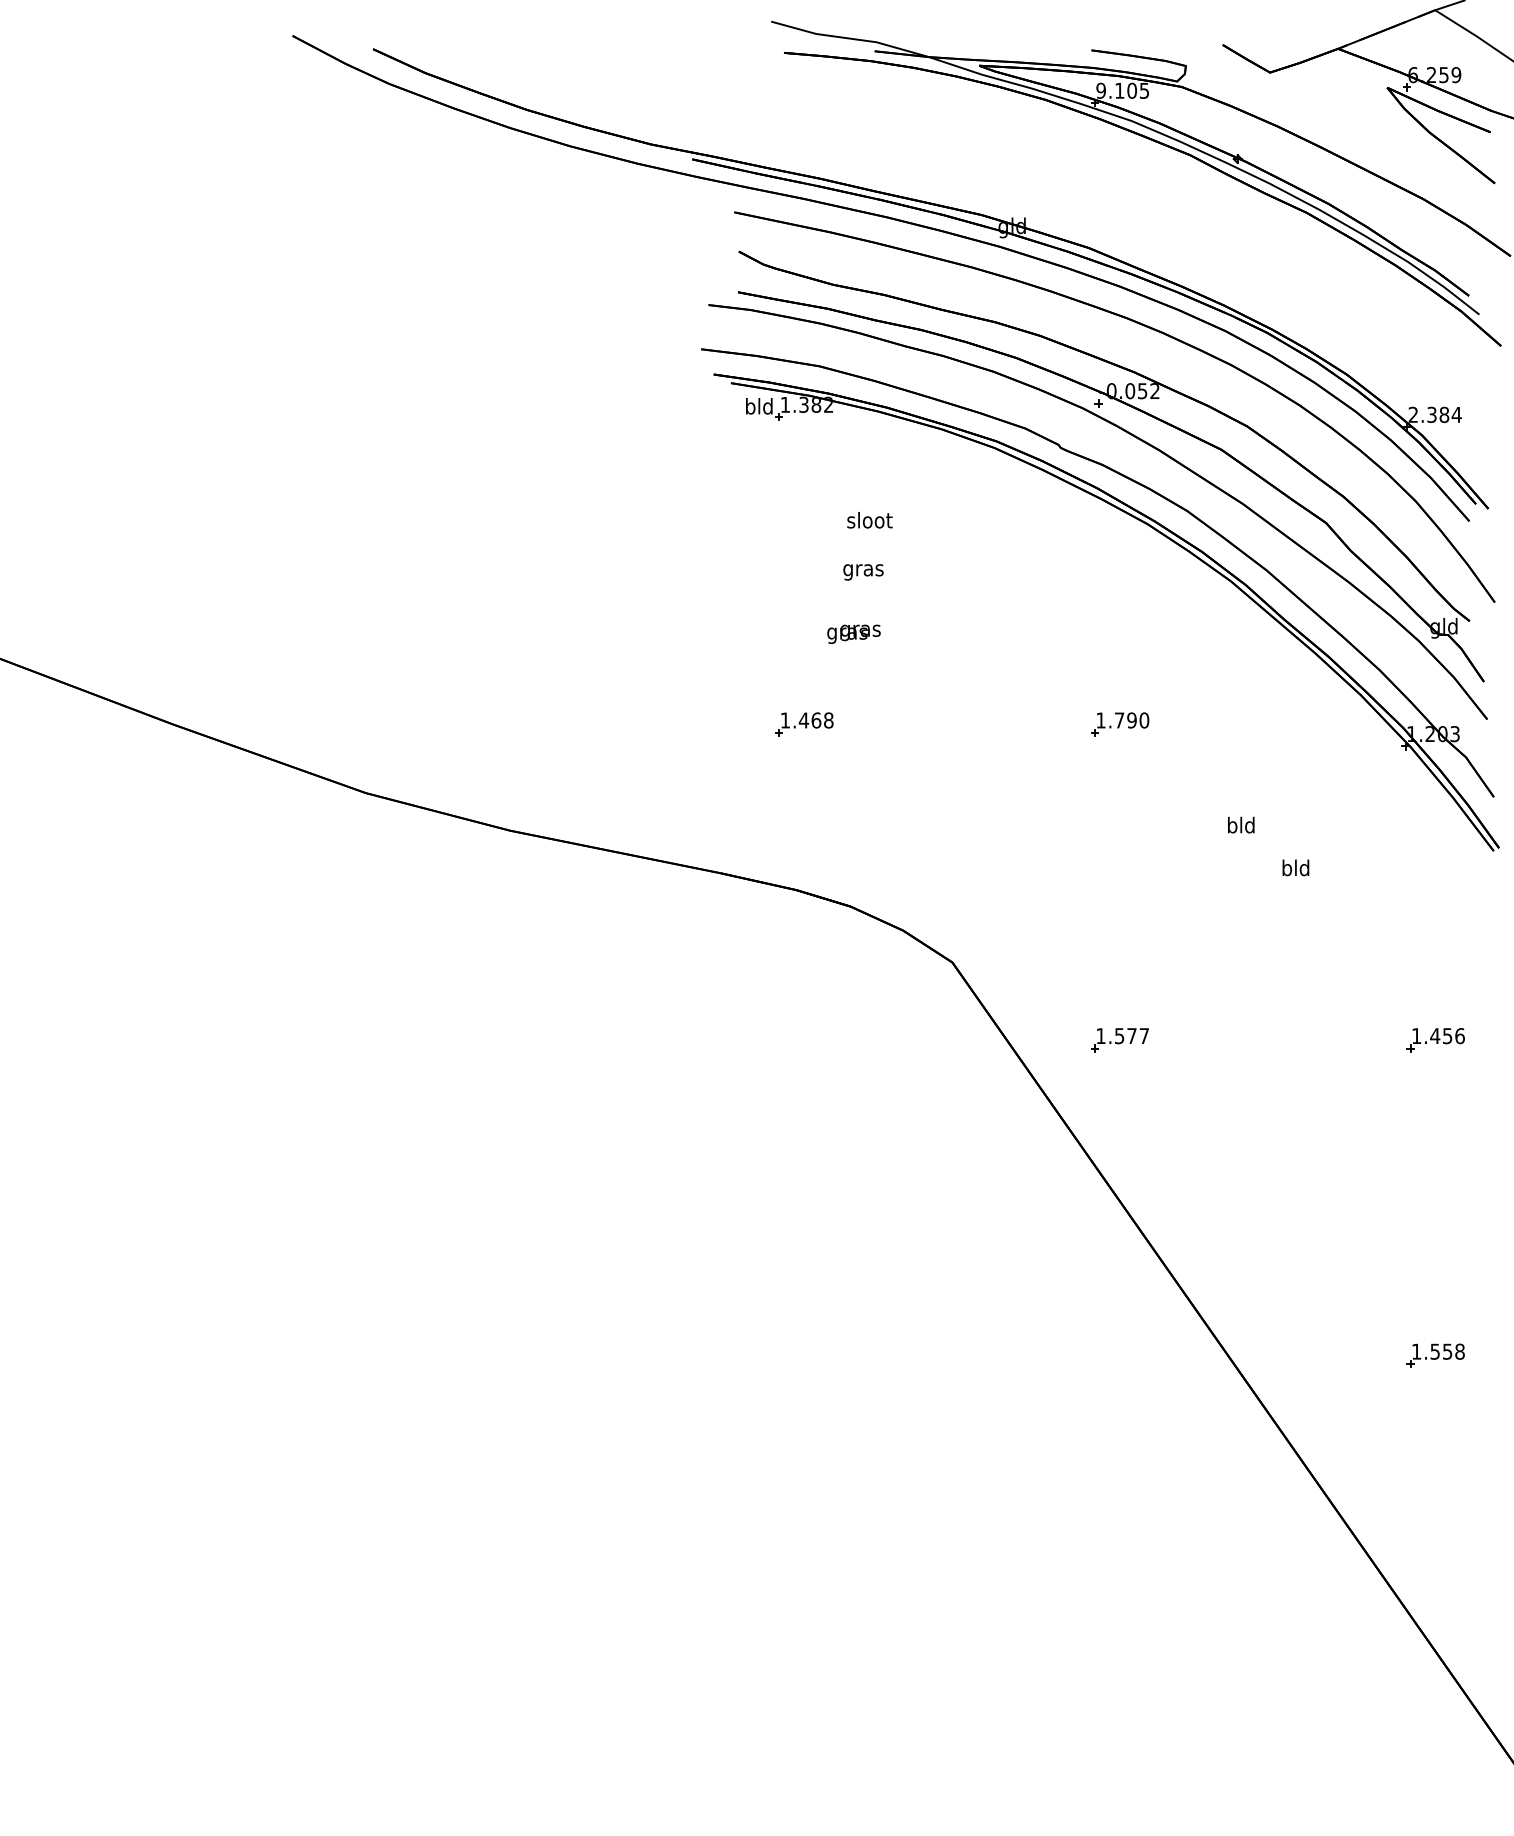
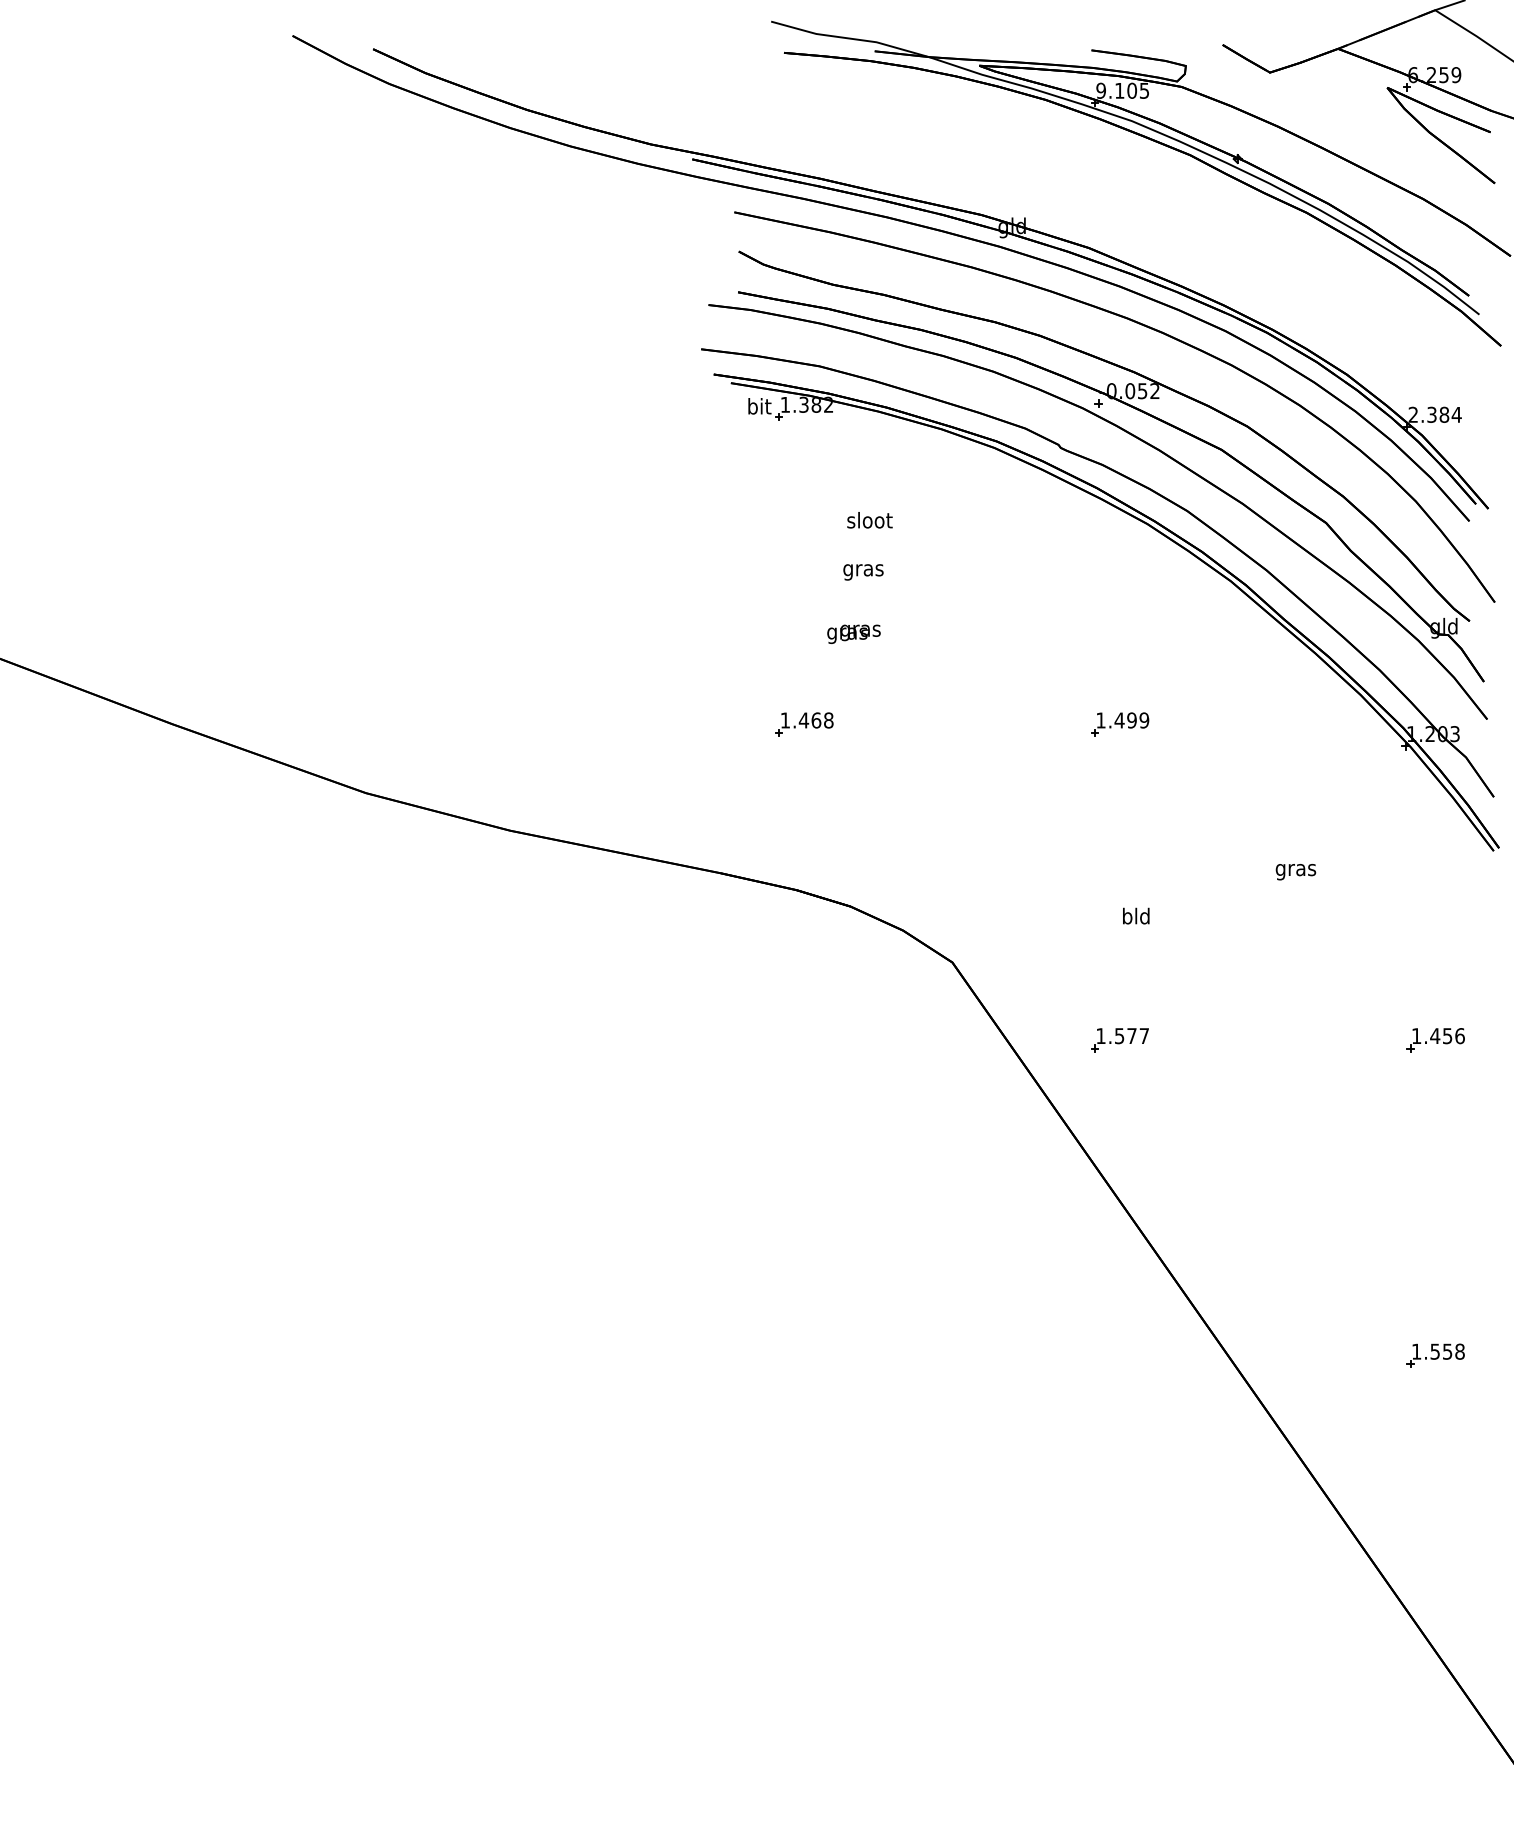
text: bld -> bit (759, 406)
text: 1.790 -> 1.499 (1131, 720)
text position: (1241, 824) -> (1136, 915) (1136, 915)
text: bld -> gras (1295, 869)
